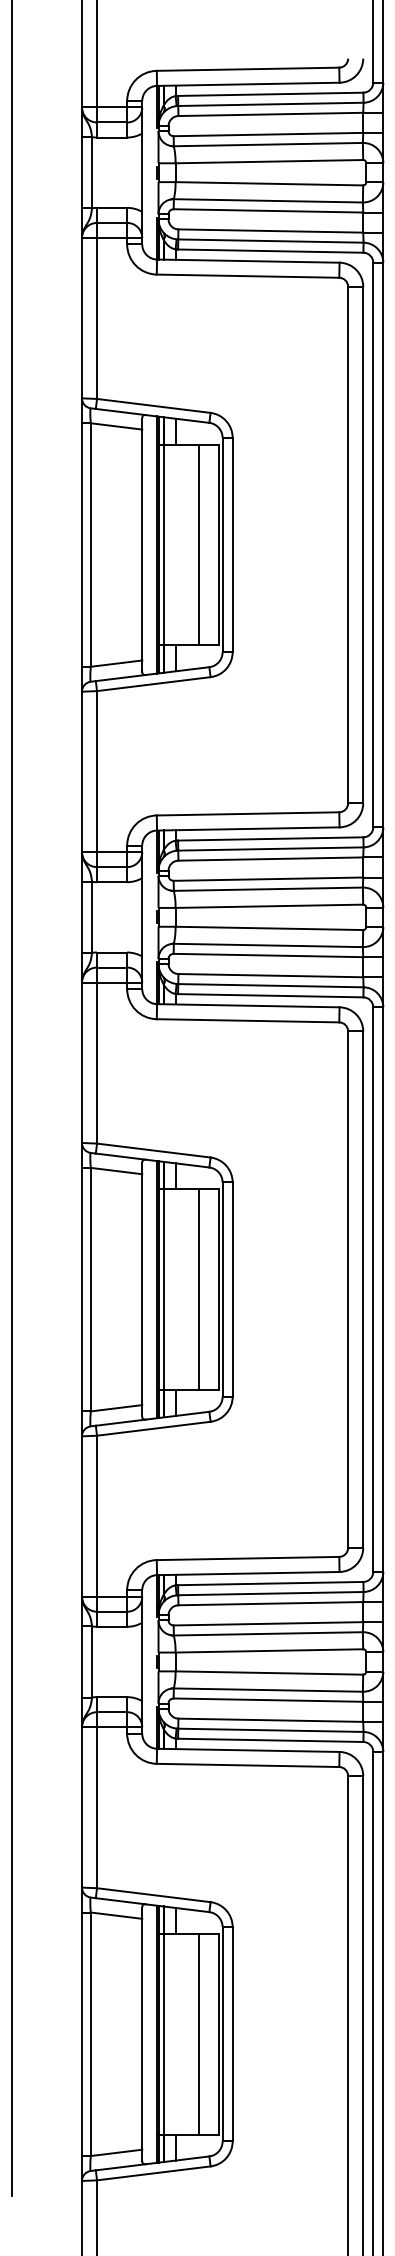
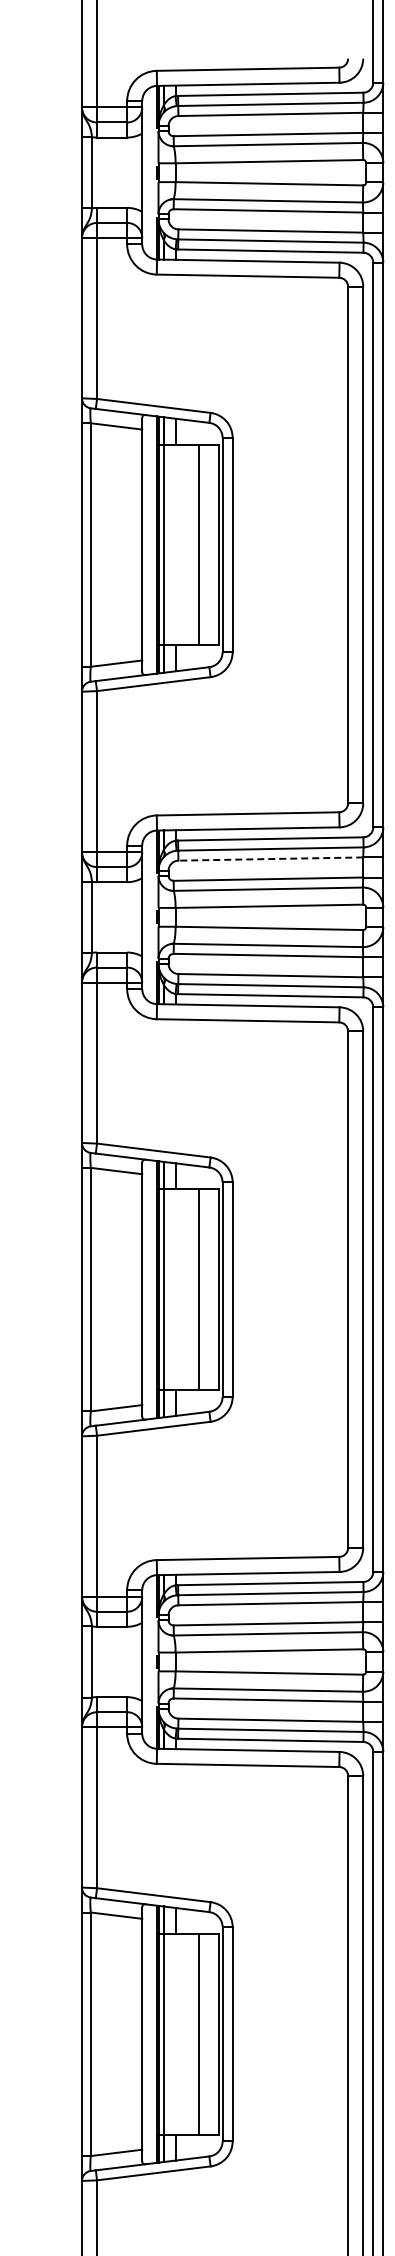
line: solid -> dashed (270, 859)
line: present -> none (11, 1098)
